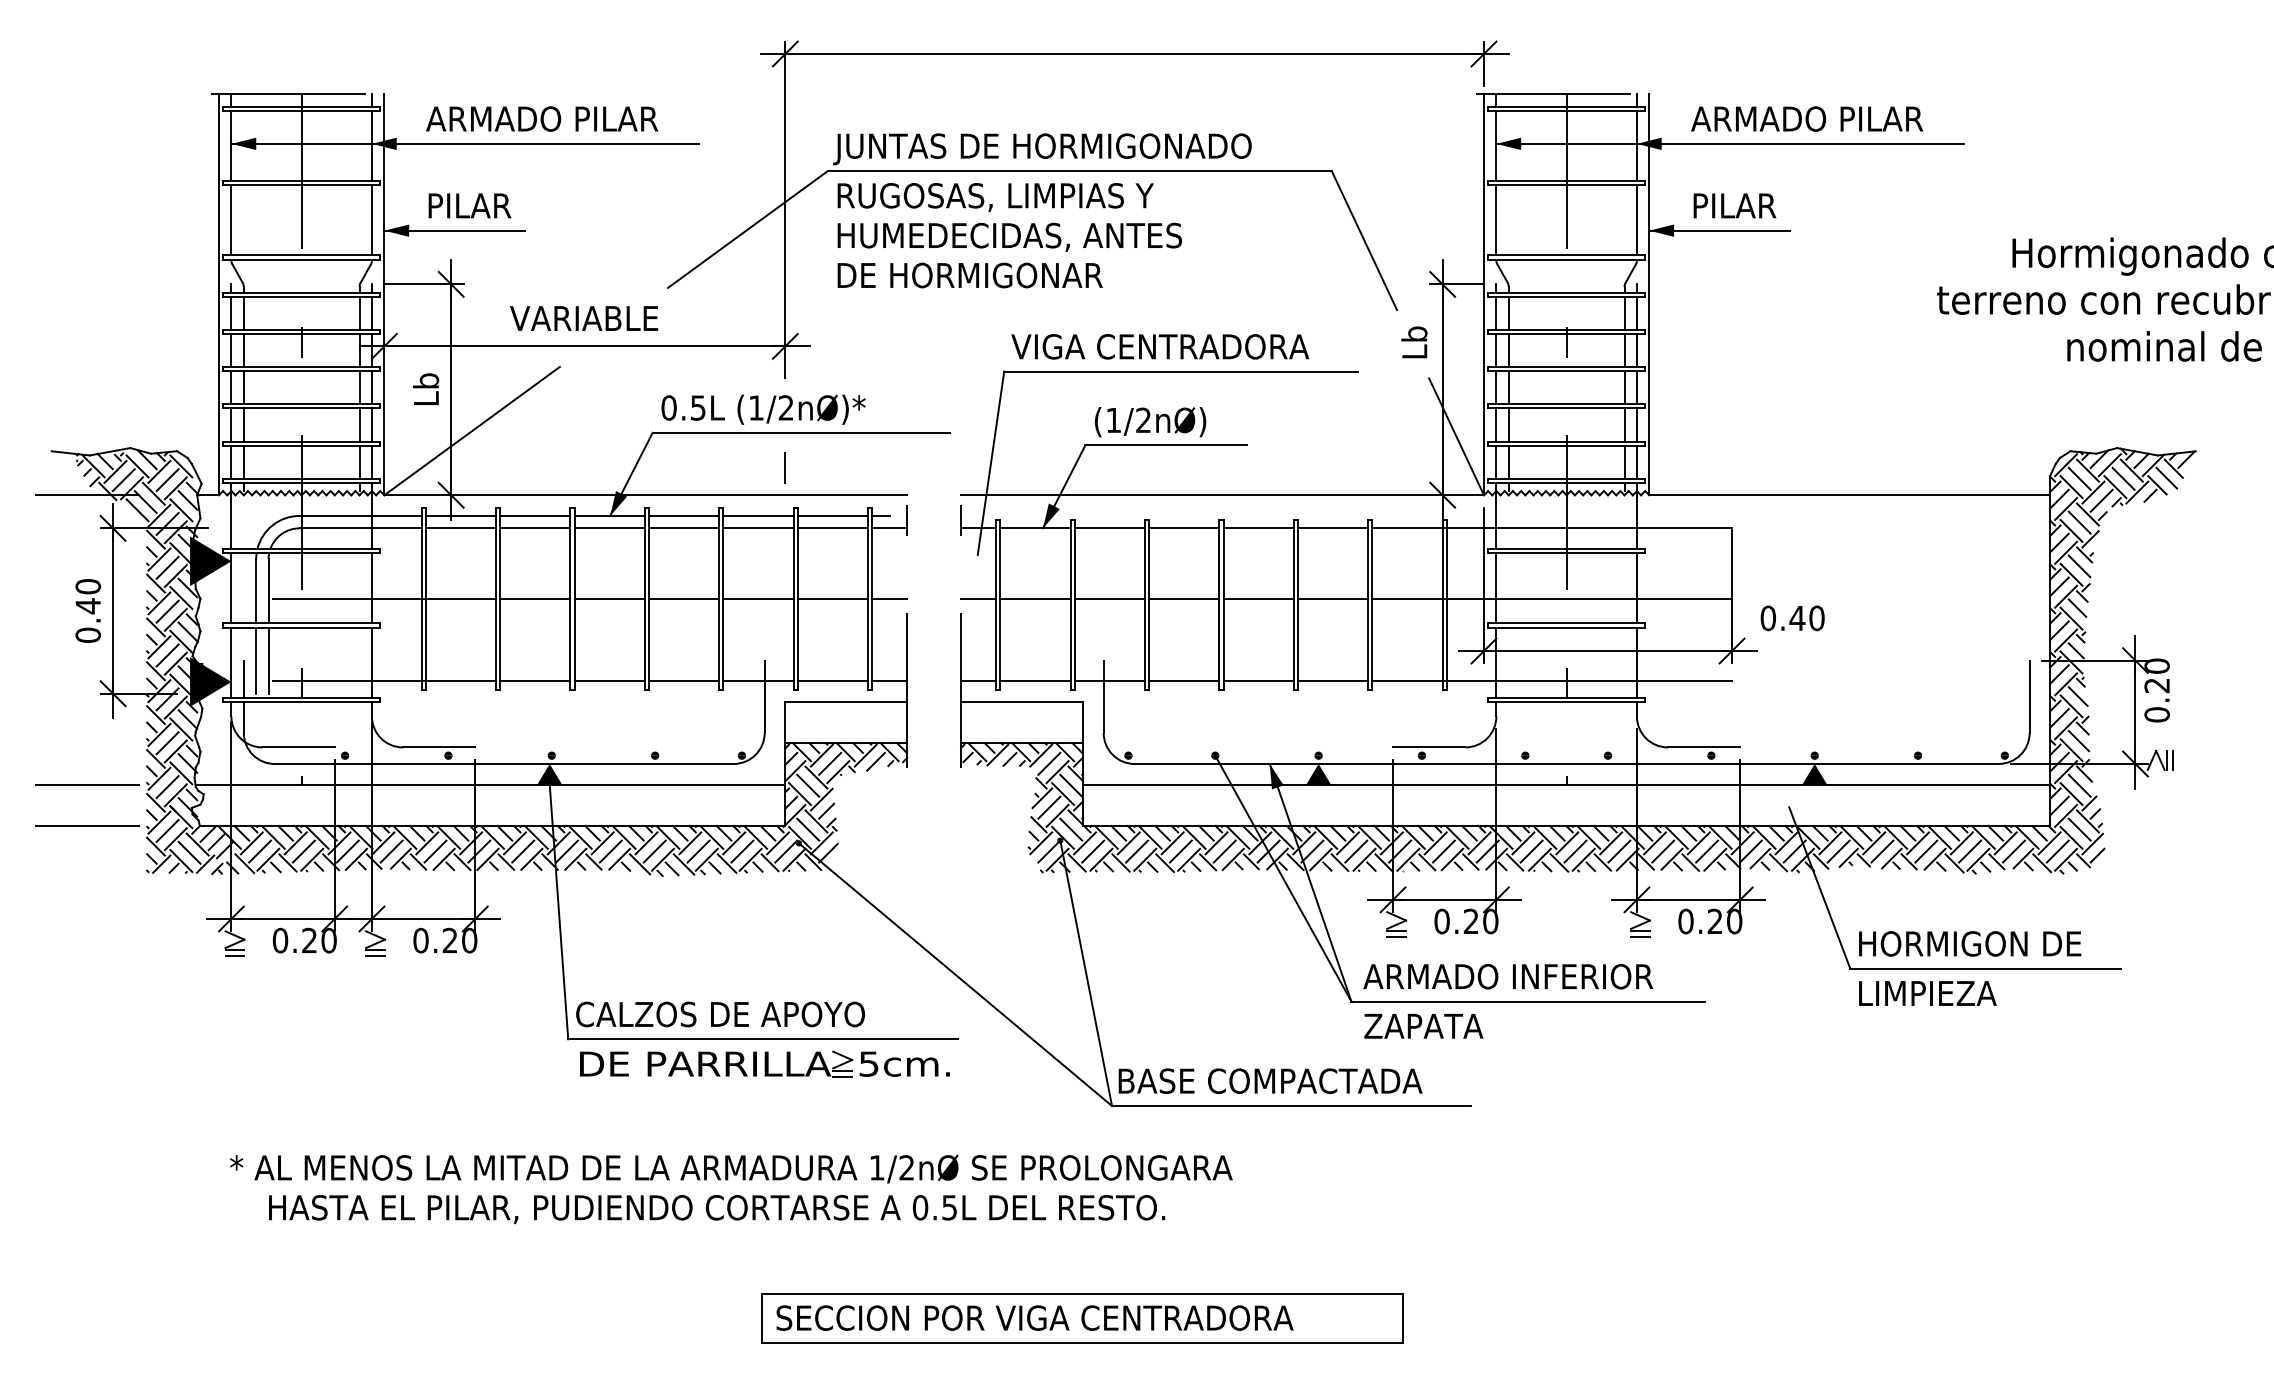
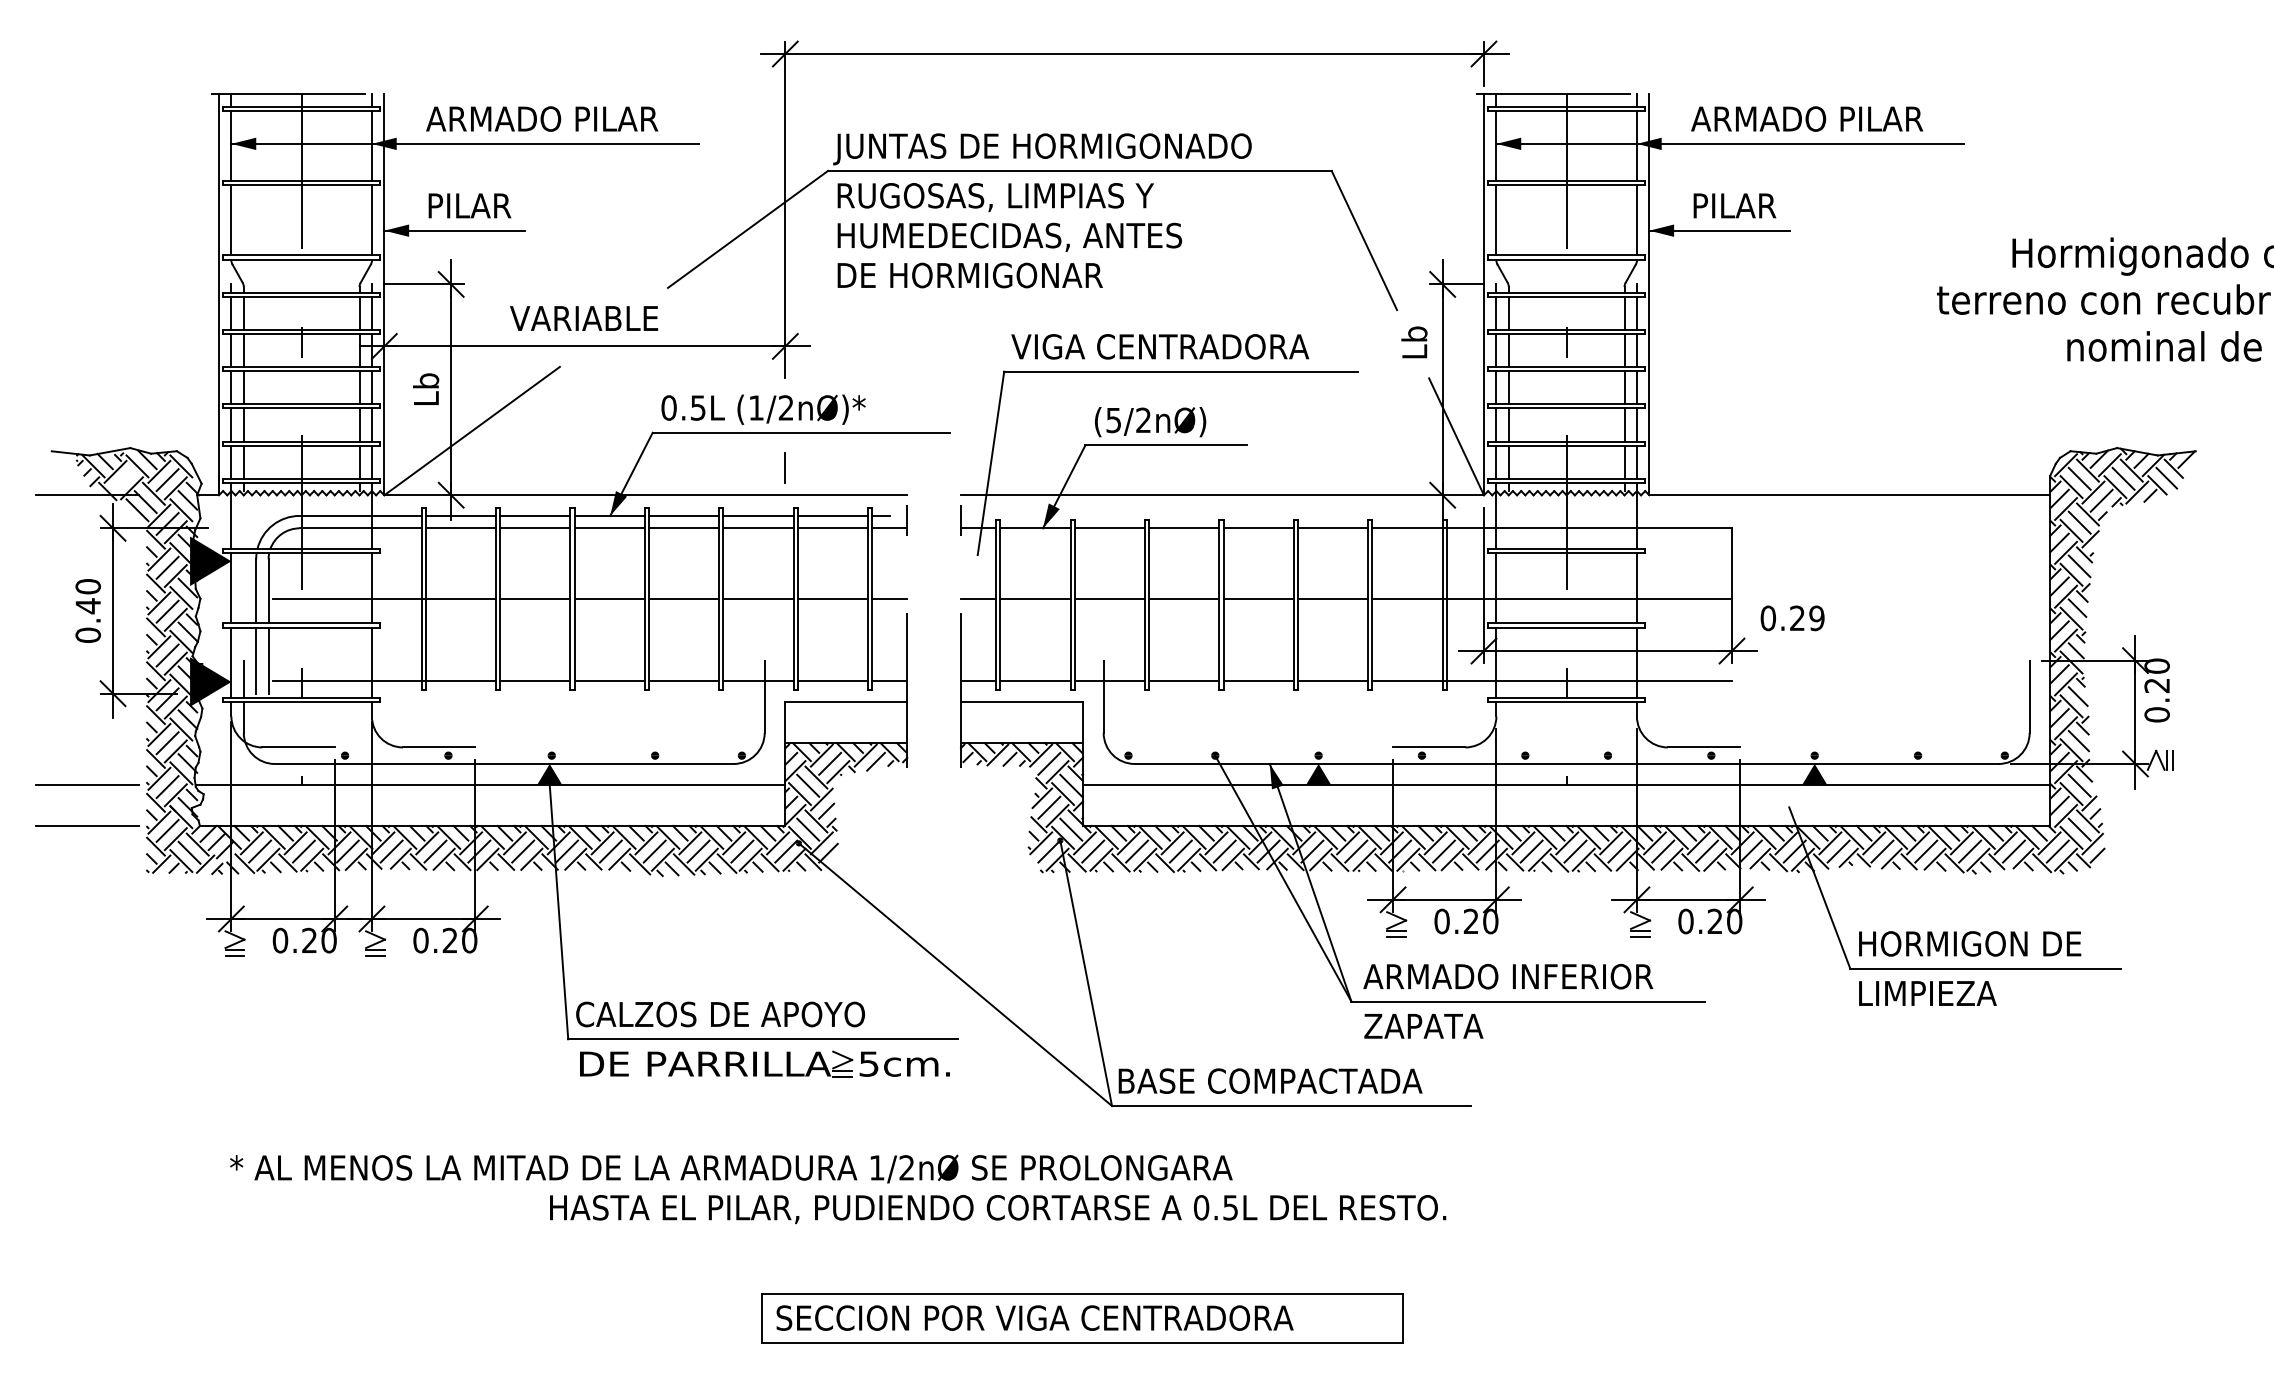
text: (1/2nØ) -> (5/2nØ) (1113, 420)
line: present -> none (123, 480)
text: 0.40 -> 0.29 (1806, 618)
text position: (717, 1209) -> (998, 1209) (998, 1209)
